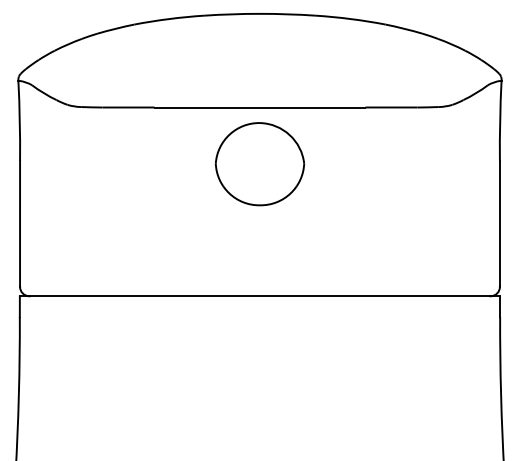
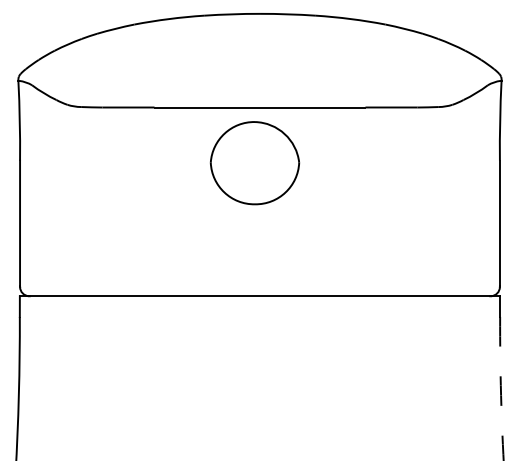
part position: (259, 164) -> (254, 163) (254, 163)
arc: solid -> dashed (500, 389)
